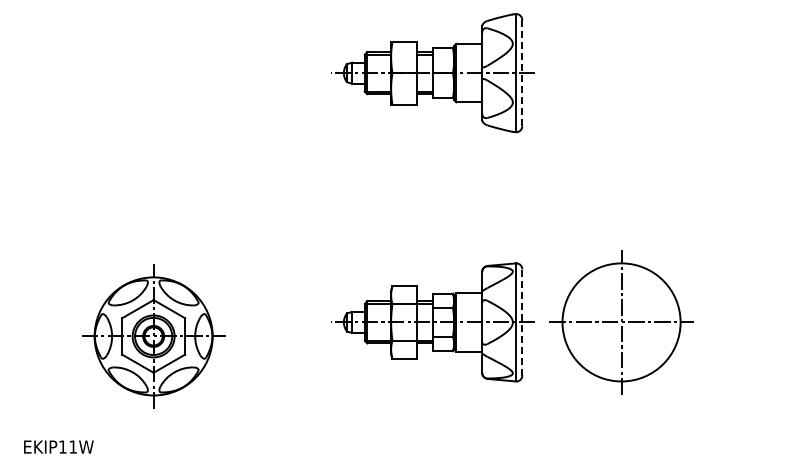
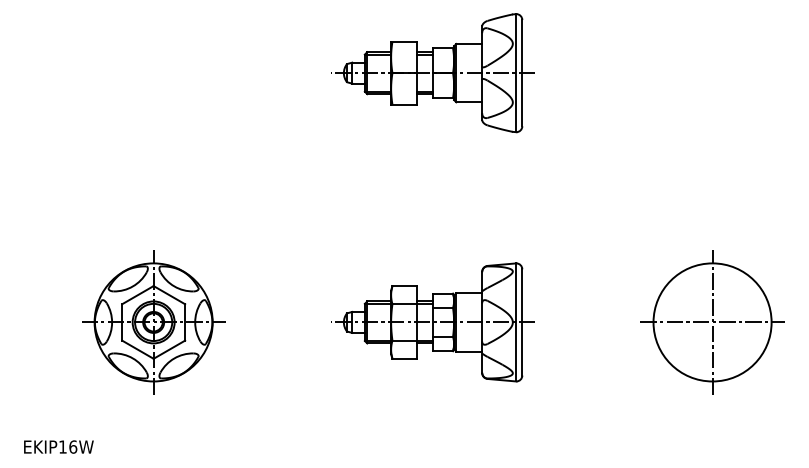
line: dashed -> solid (522, 72)
line: dashed -> solid (522, 321)
part position: (621, 322) -> (712, 322) (712, 322)
part position: (153, 336) -> (153, 322) (153, 322)
text: EKIP11W -> EKIP16W (73, 446)
